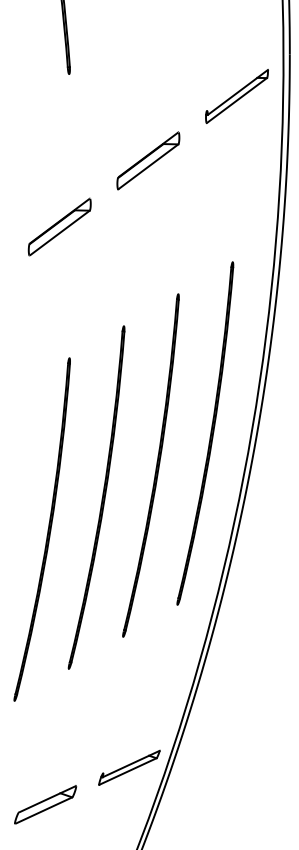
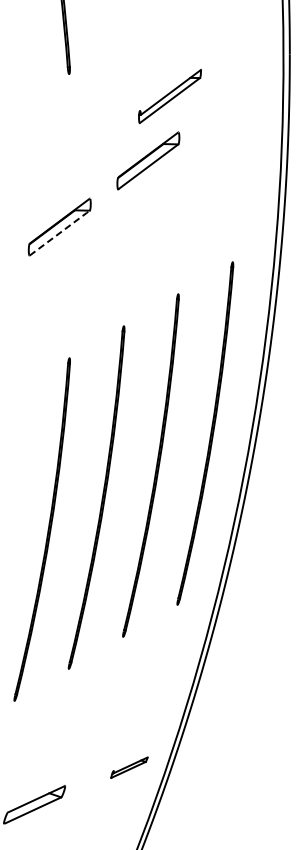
part position: (236, 96) -> (169, 96) (169, 96)
line: solid -> dashed (60, 232)
part size: 63x37 px -> 39x23 px (129, 767)
part position: (45, 804) -> (34, 804) (34, 804)
